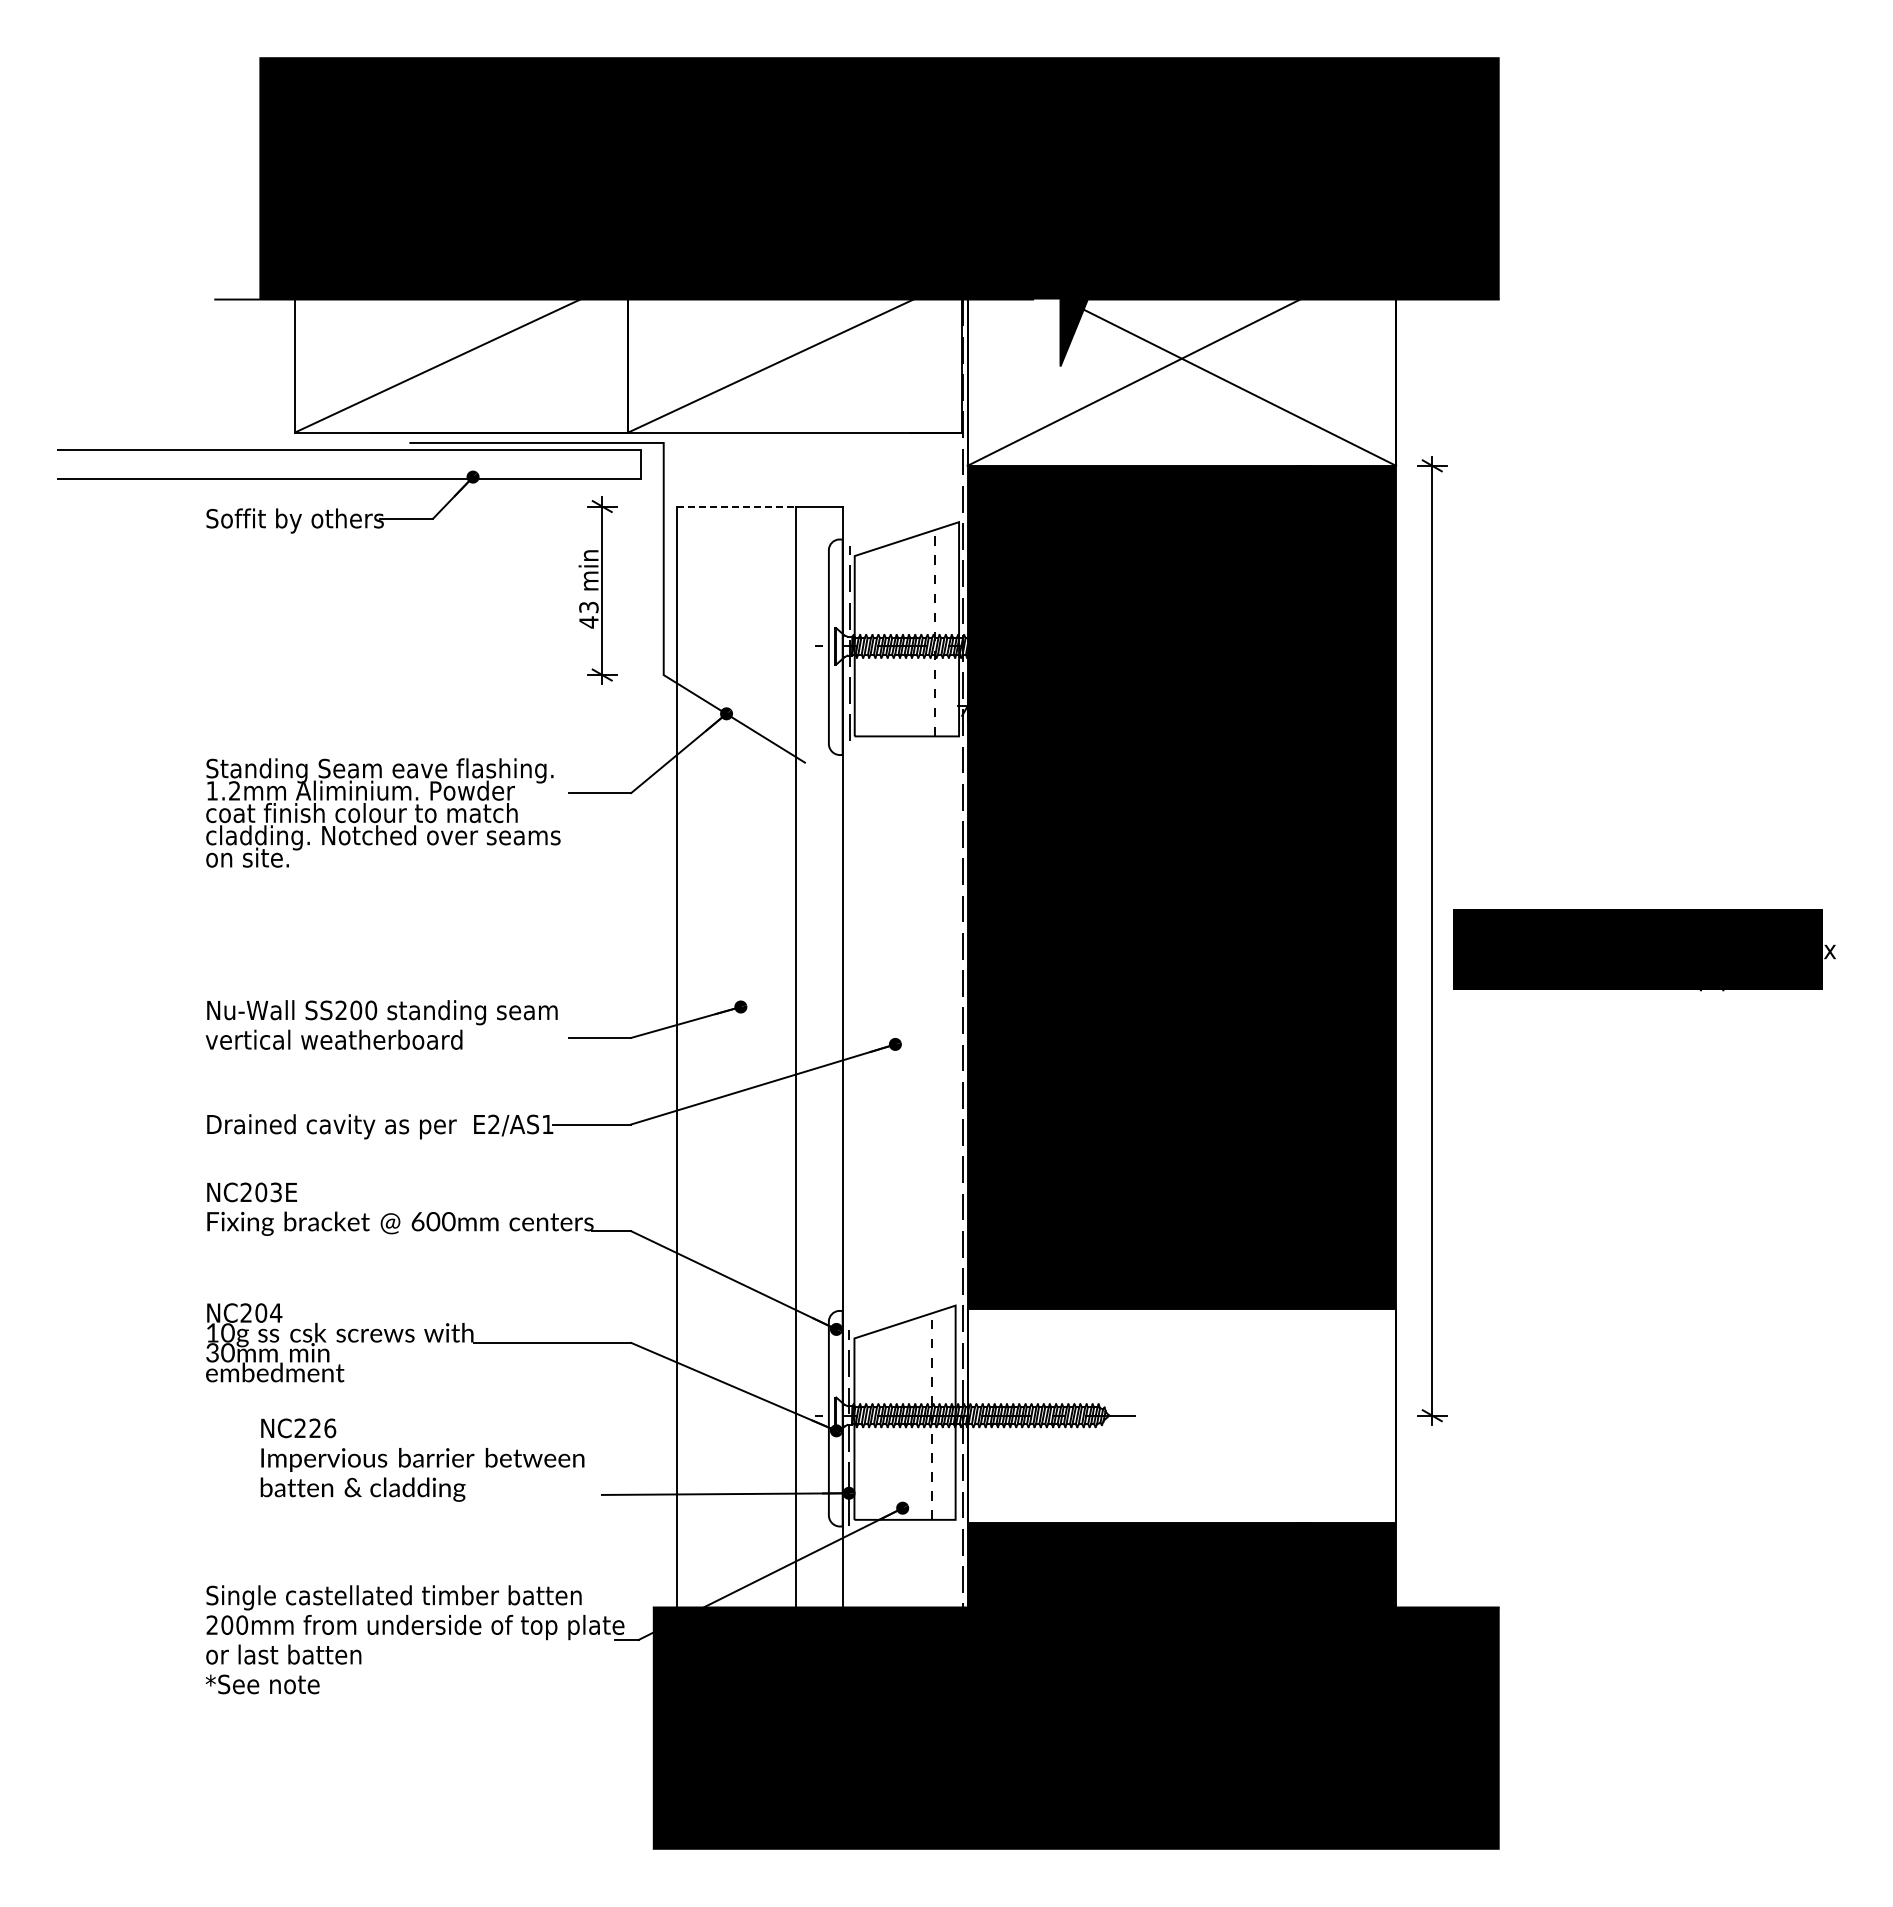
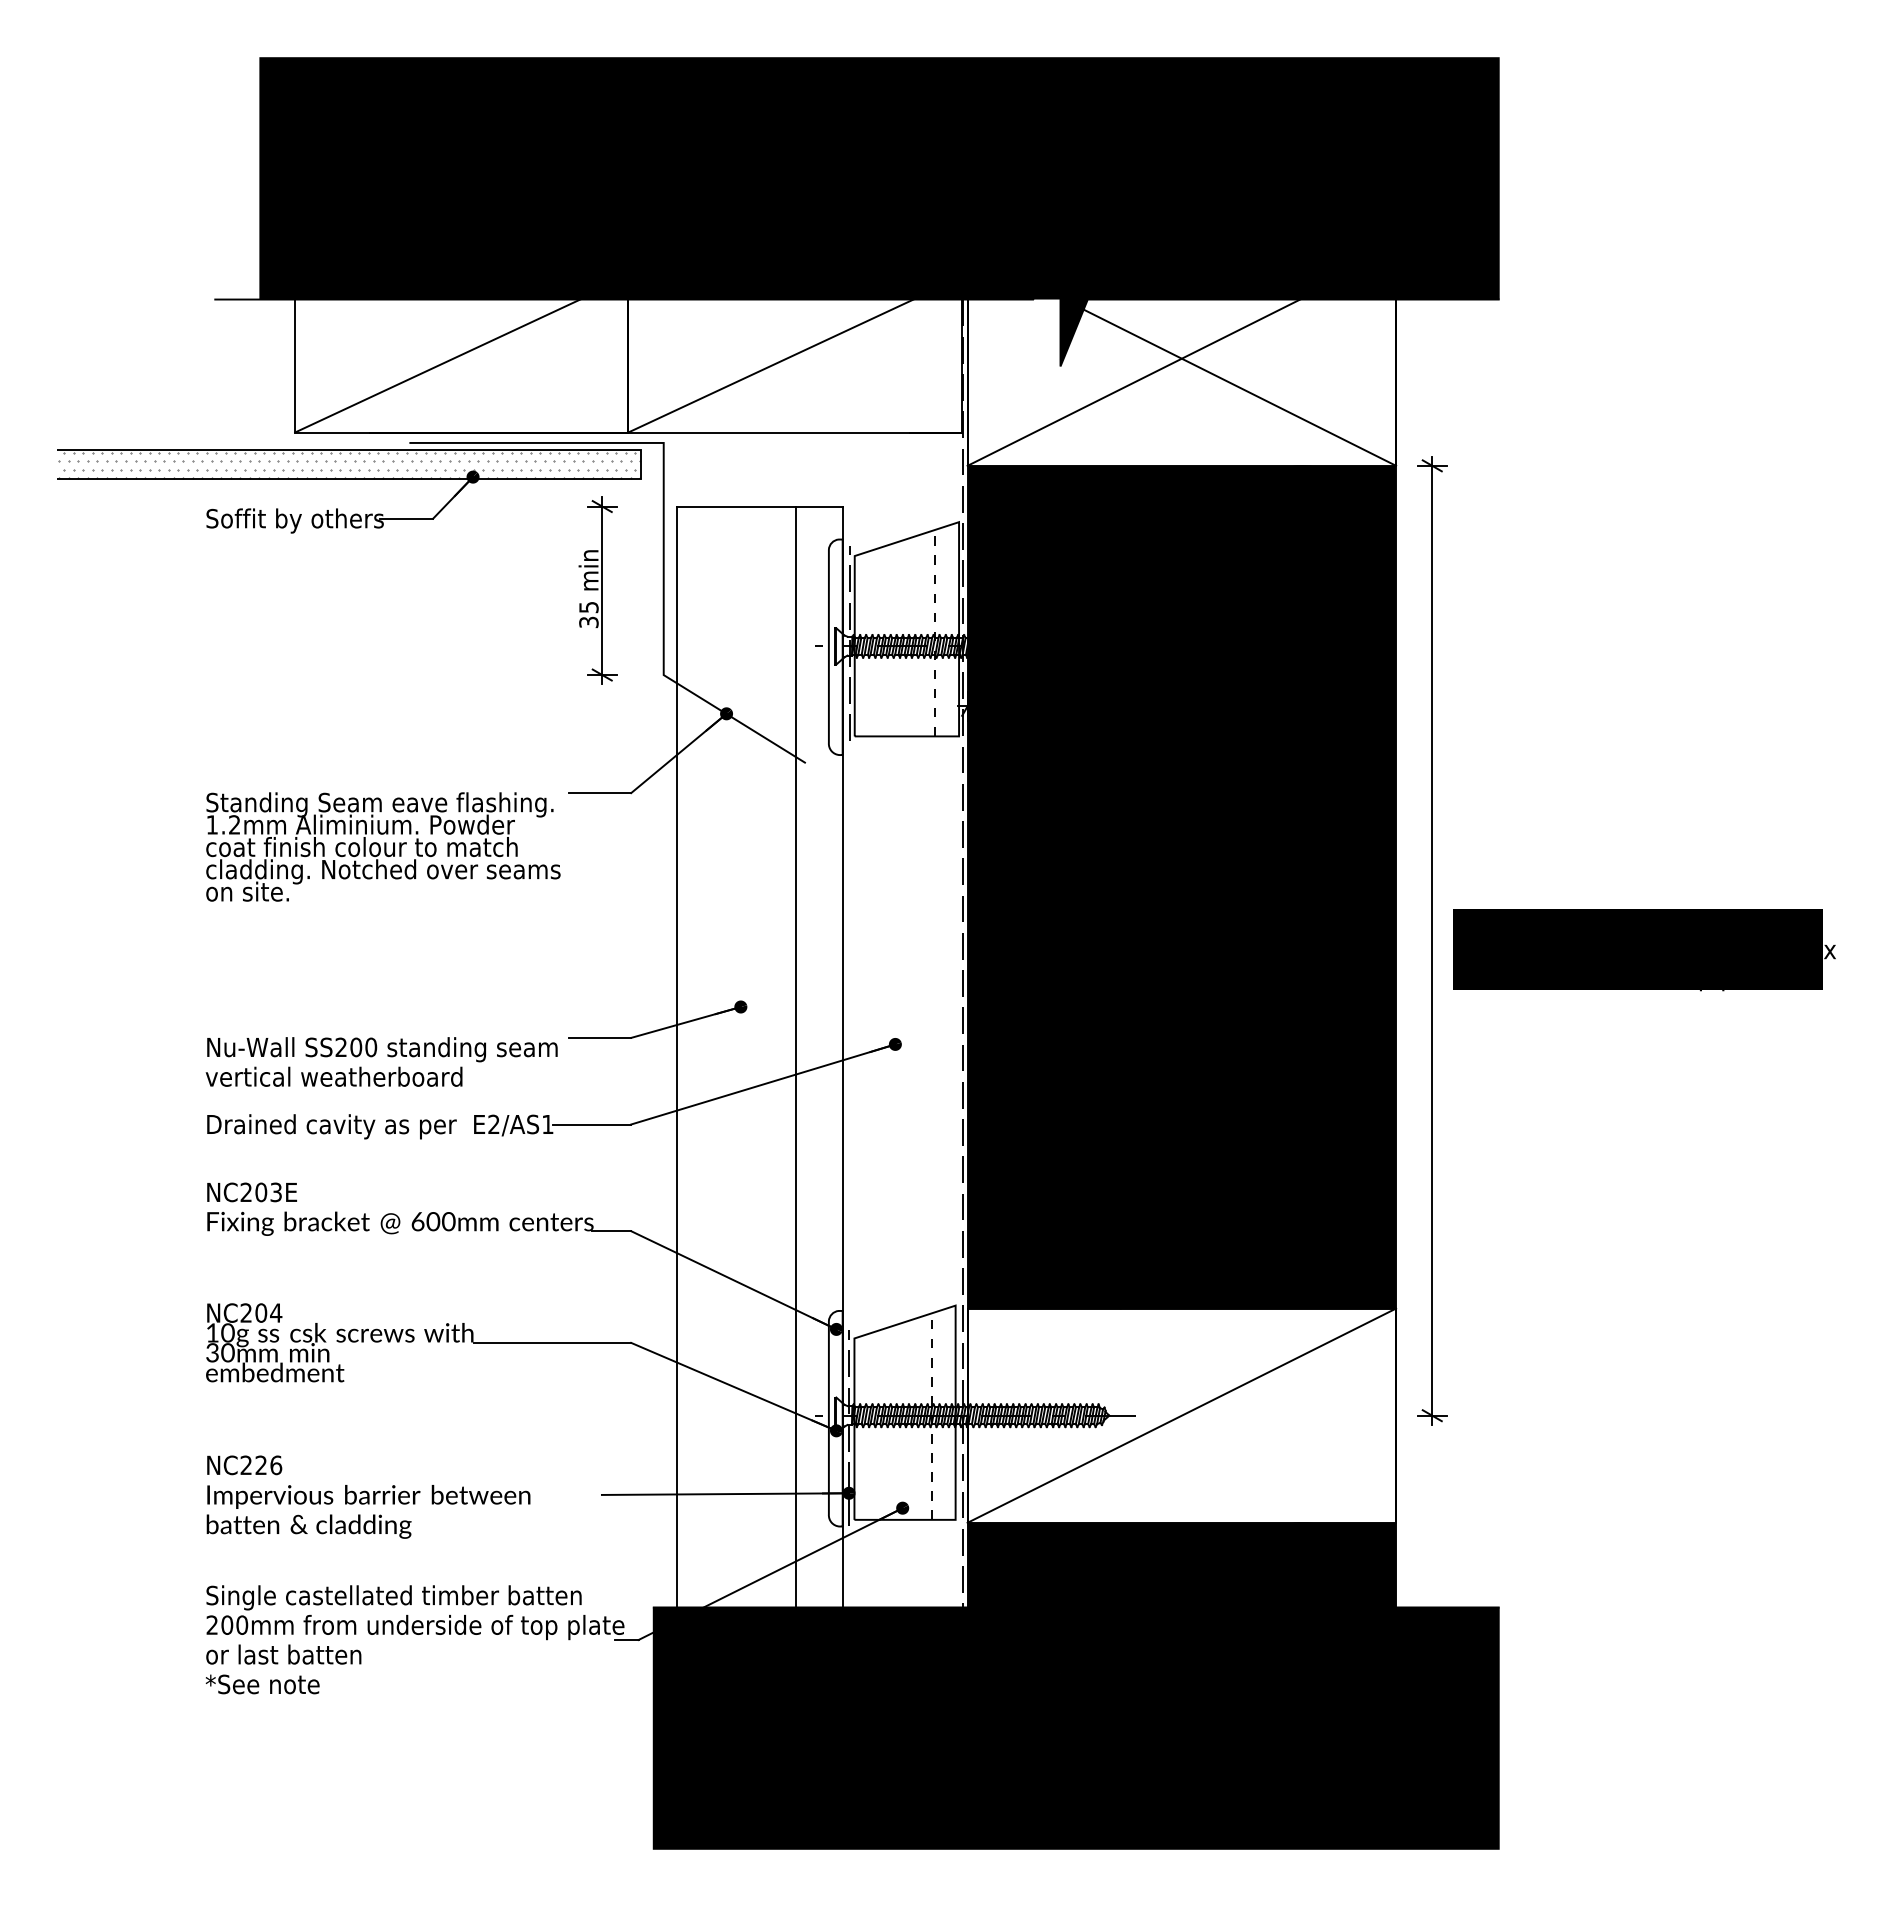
hatch: none -> present (349, 465)
line: dashed -> solid (736, 506)
text: 43 -> 35 (588, 614)
text position: (383, 812) -> (383, 846) (383, 846)
text position: (381, 1024) -> (381, 1061) (381, 1061)
line: none -> present (1181, 1415)
text position: (422, 1459) -> (368, 1496) (368, 1496)
